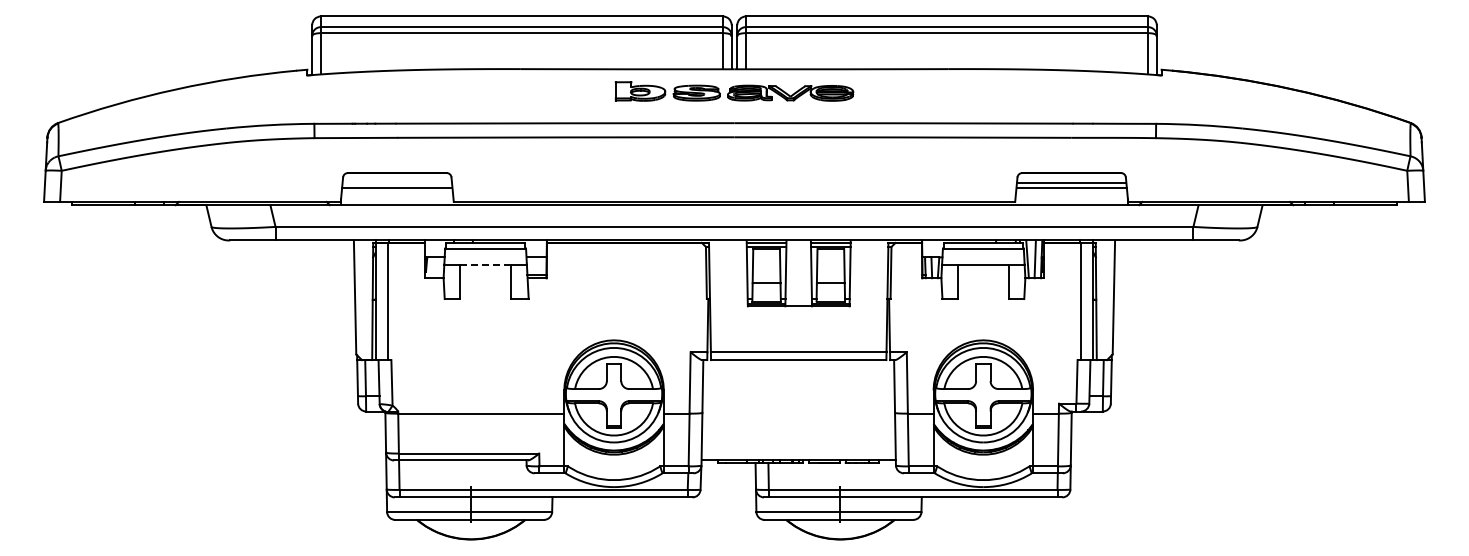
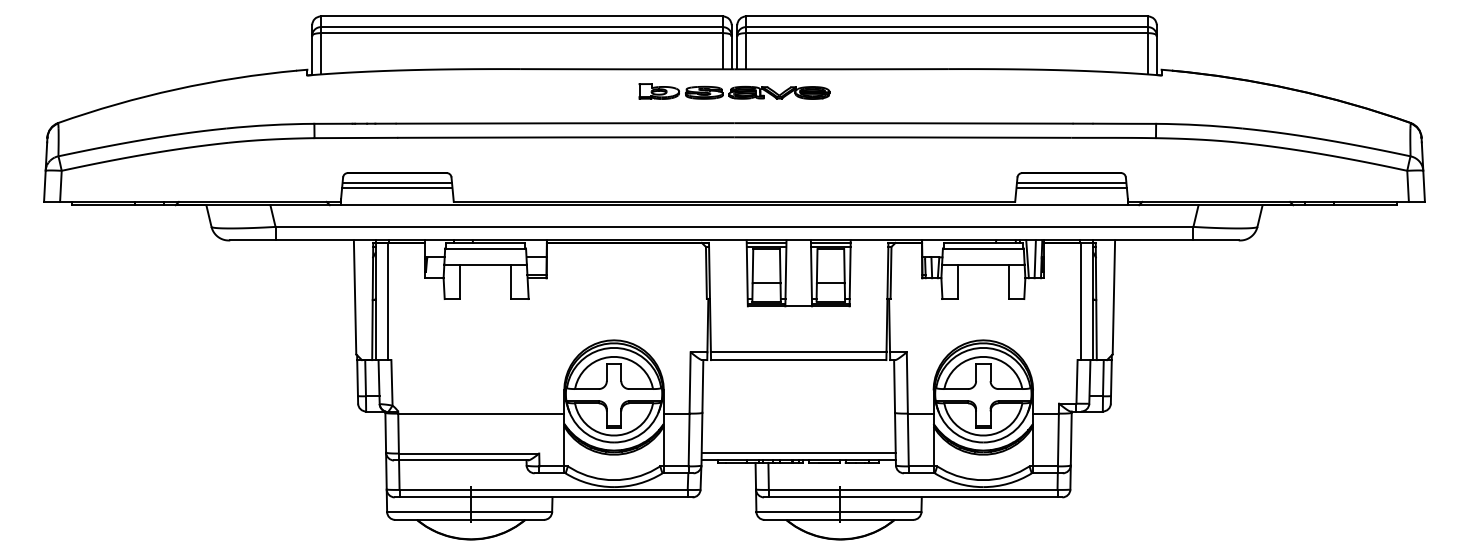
part size: 241x21 px -> 193x17 px (734, 91)
line: none -> present (397, 182)
line: dashed -> solid (485, 264)
line: none -> present (798, 452)
